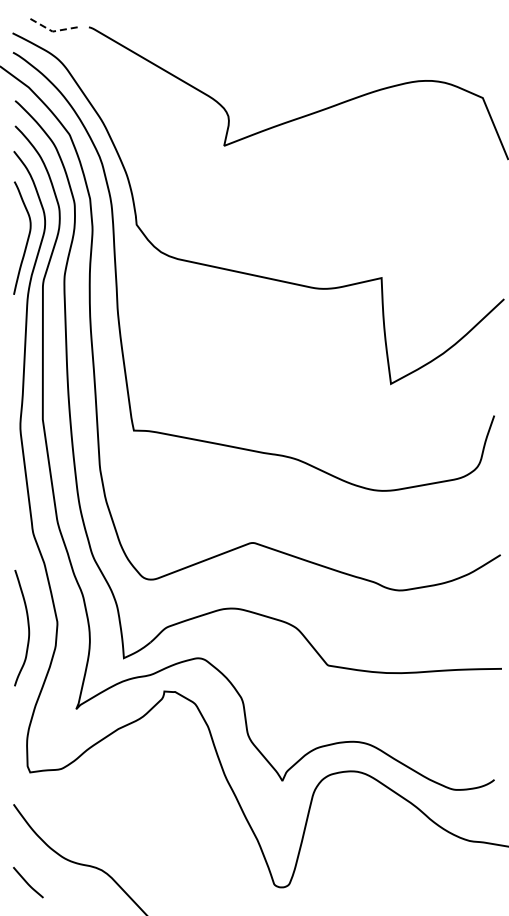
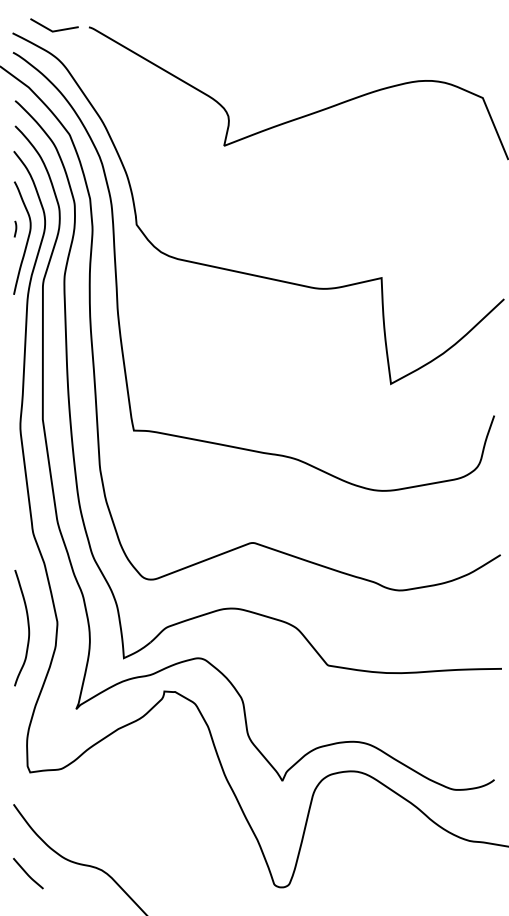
line: dashed -> solid (52, 31)
curve: none -> present (15, 228)
line position: (27, 882) -> (27, 873) (27, 873)
